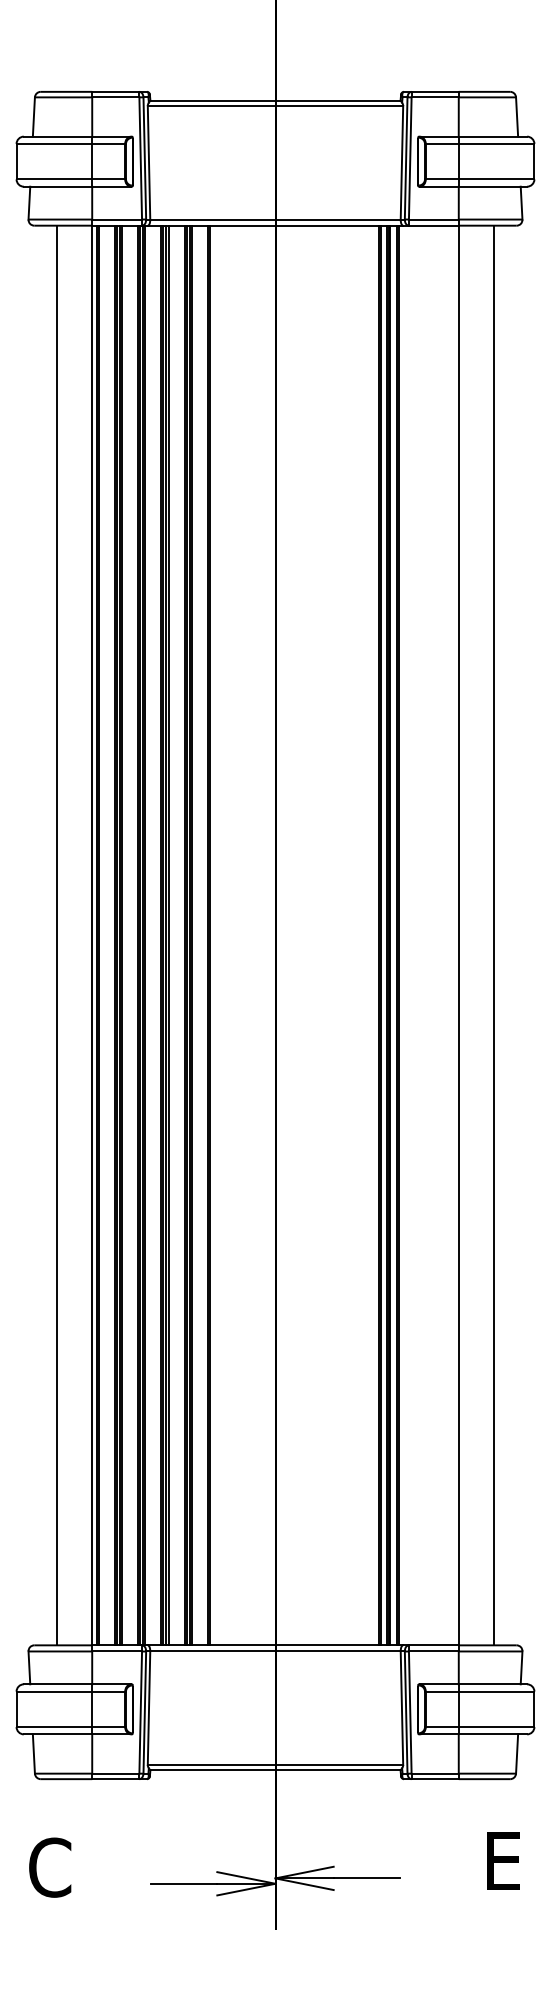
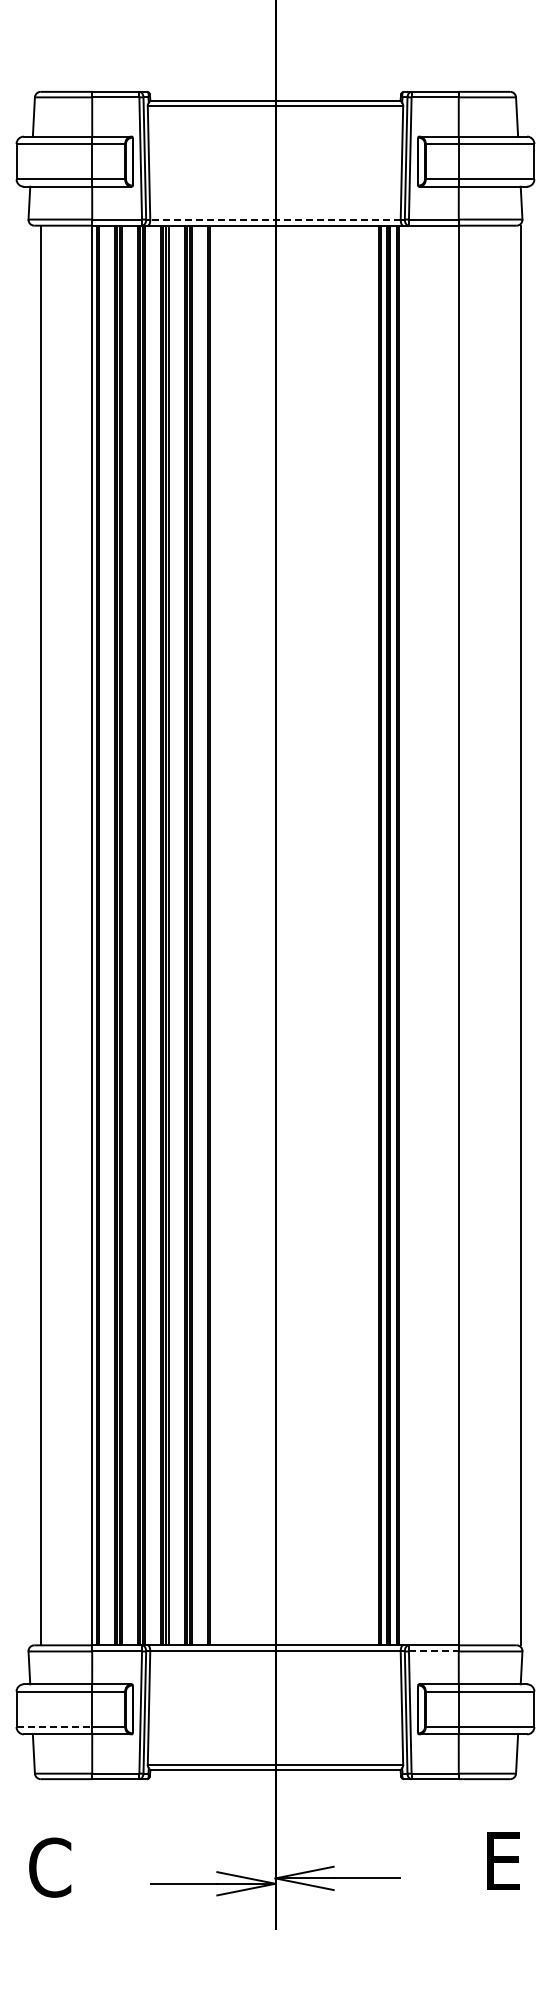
line: solid -> dashed (275, 219)
line position: (57, 935) -> (41, 935) (41, 935)
line position: (493, 935) -> (520, 935) (520, 935)
line: solid -> dashed (433, 1651)
line: solid -> dashed (54, 1727)
